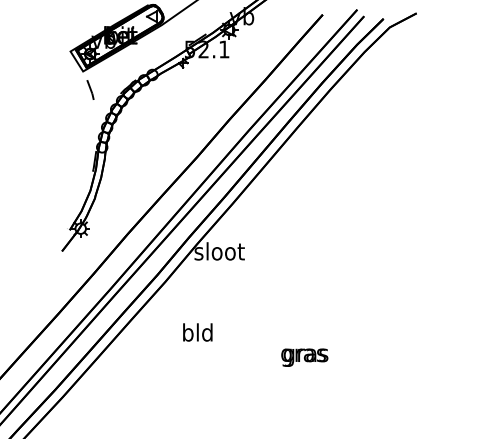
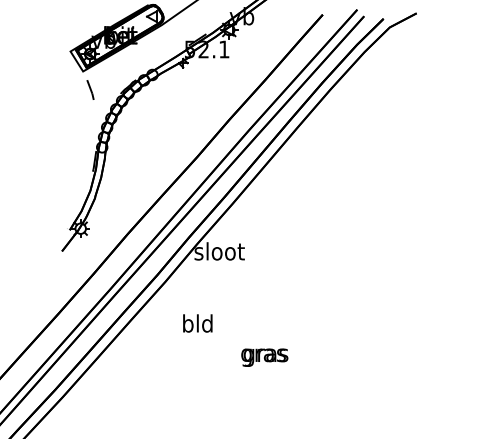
text position: (197, 332) -> (197, 323) (197, 323)
text position: (304, 357) -> (264, 357) (264, 357)
